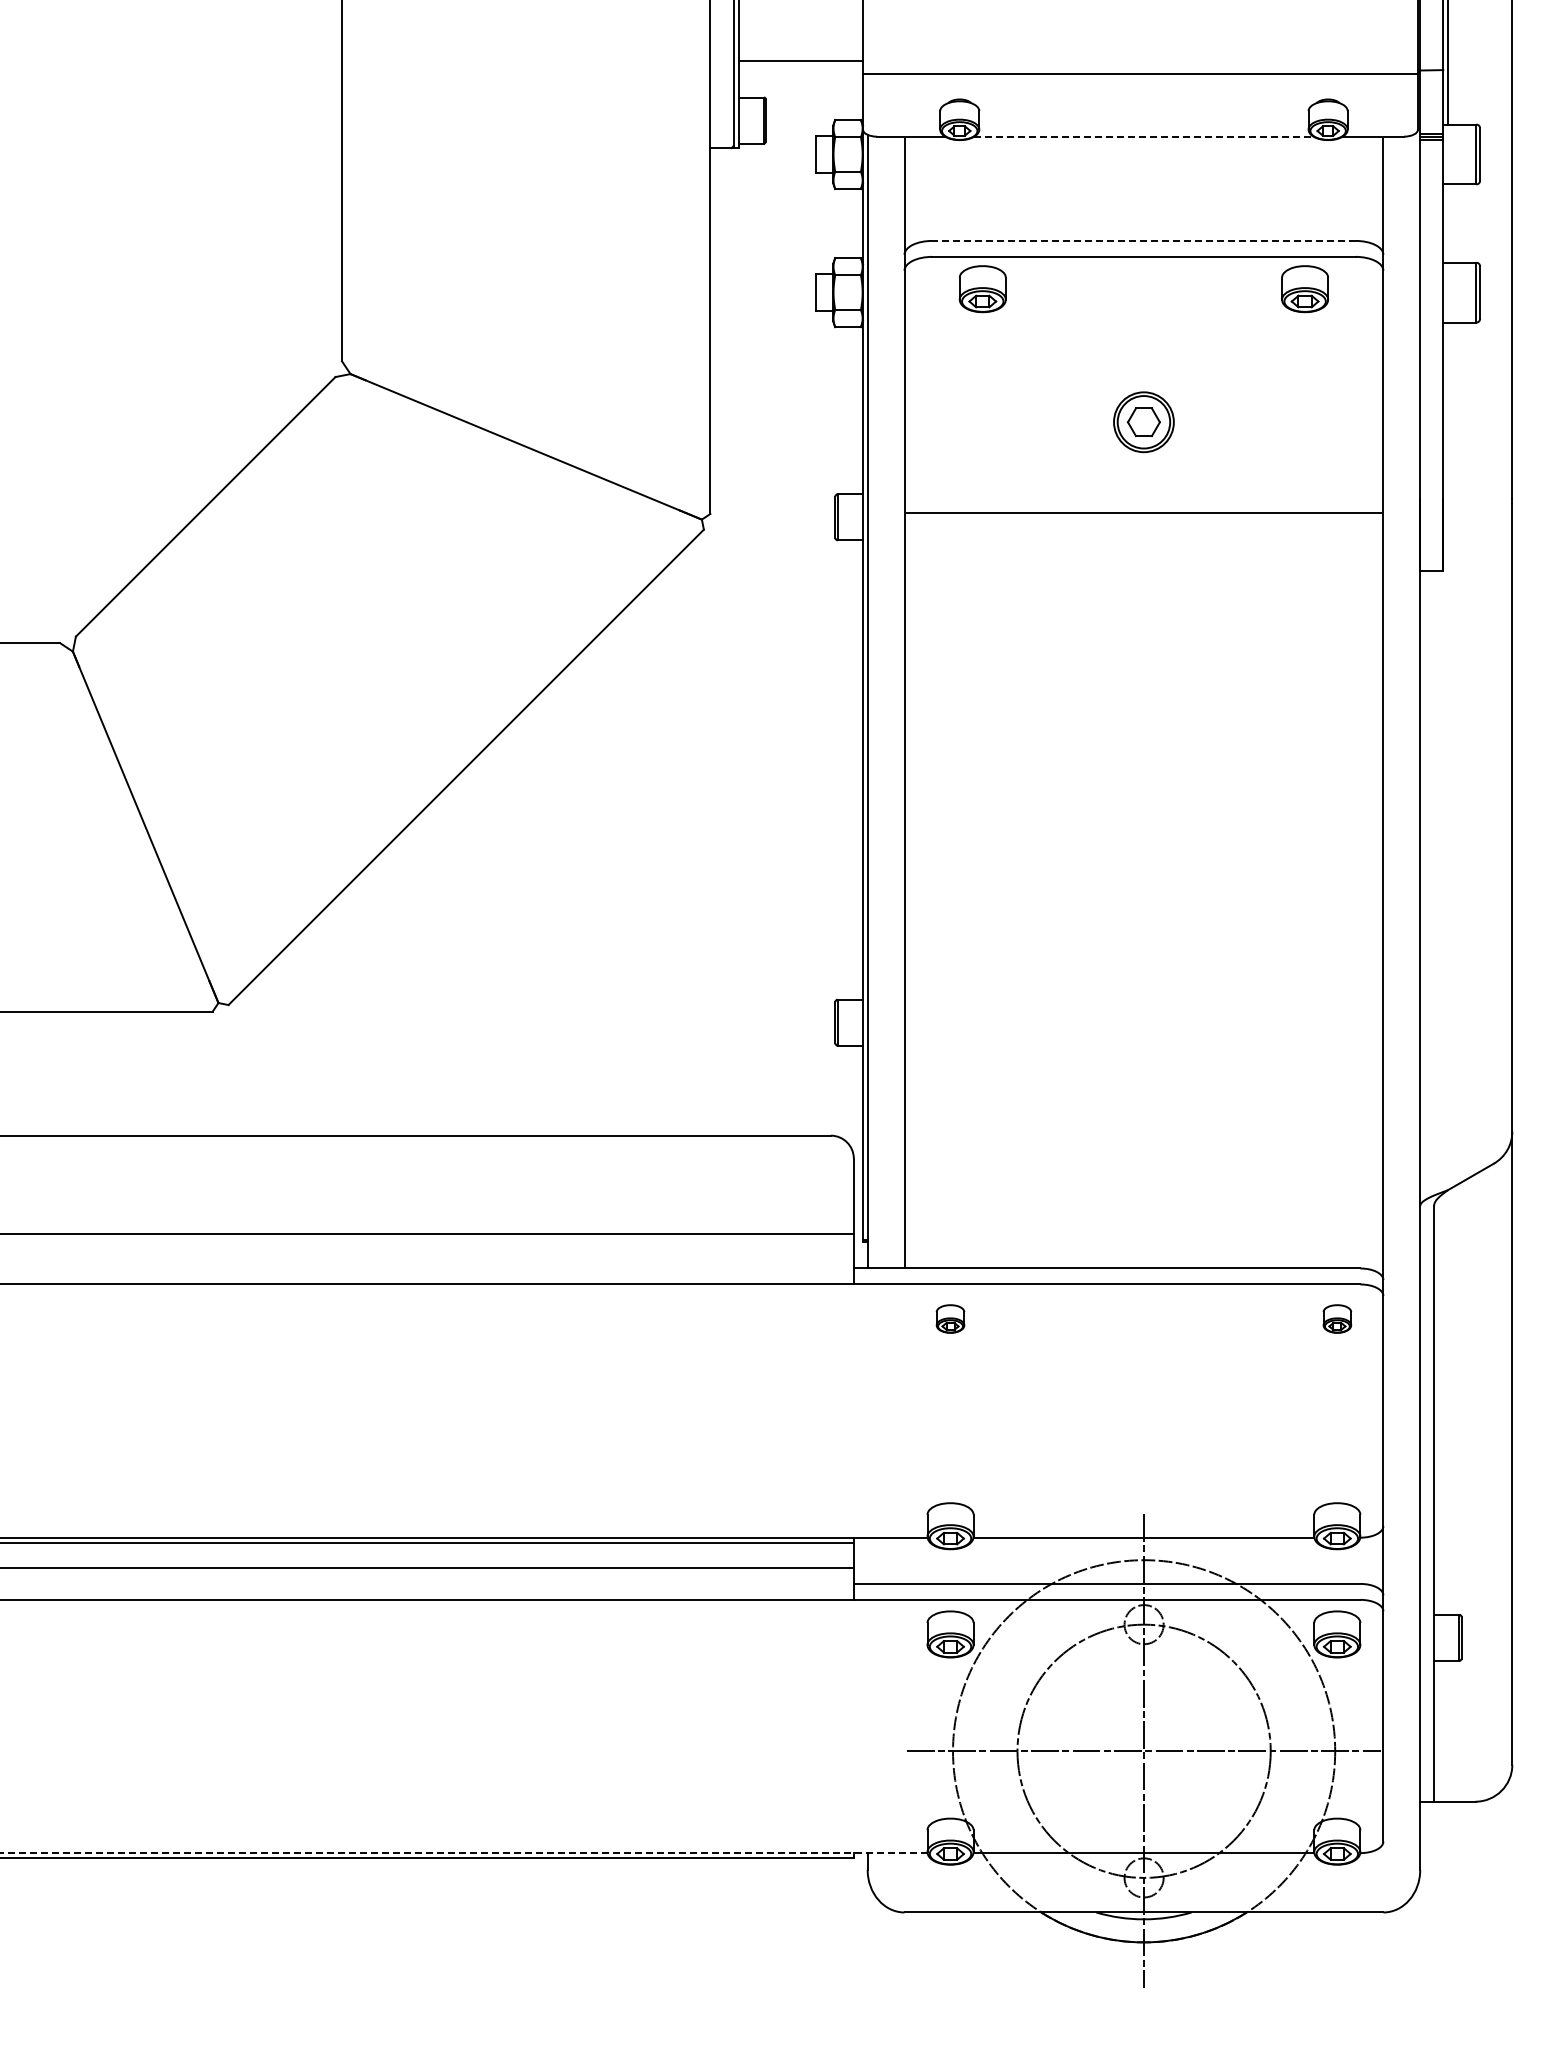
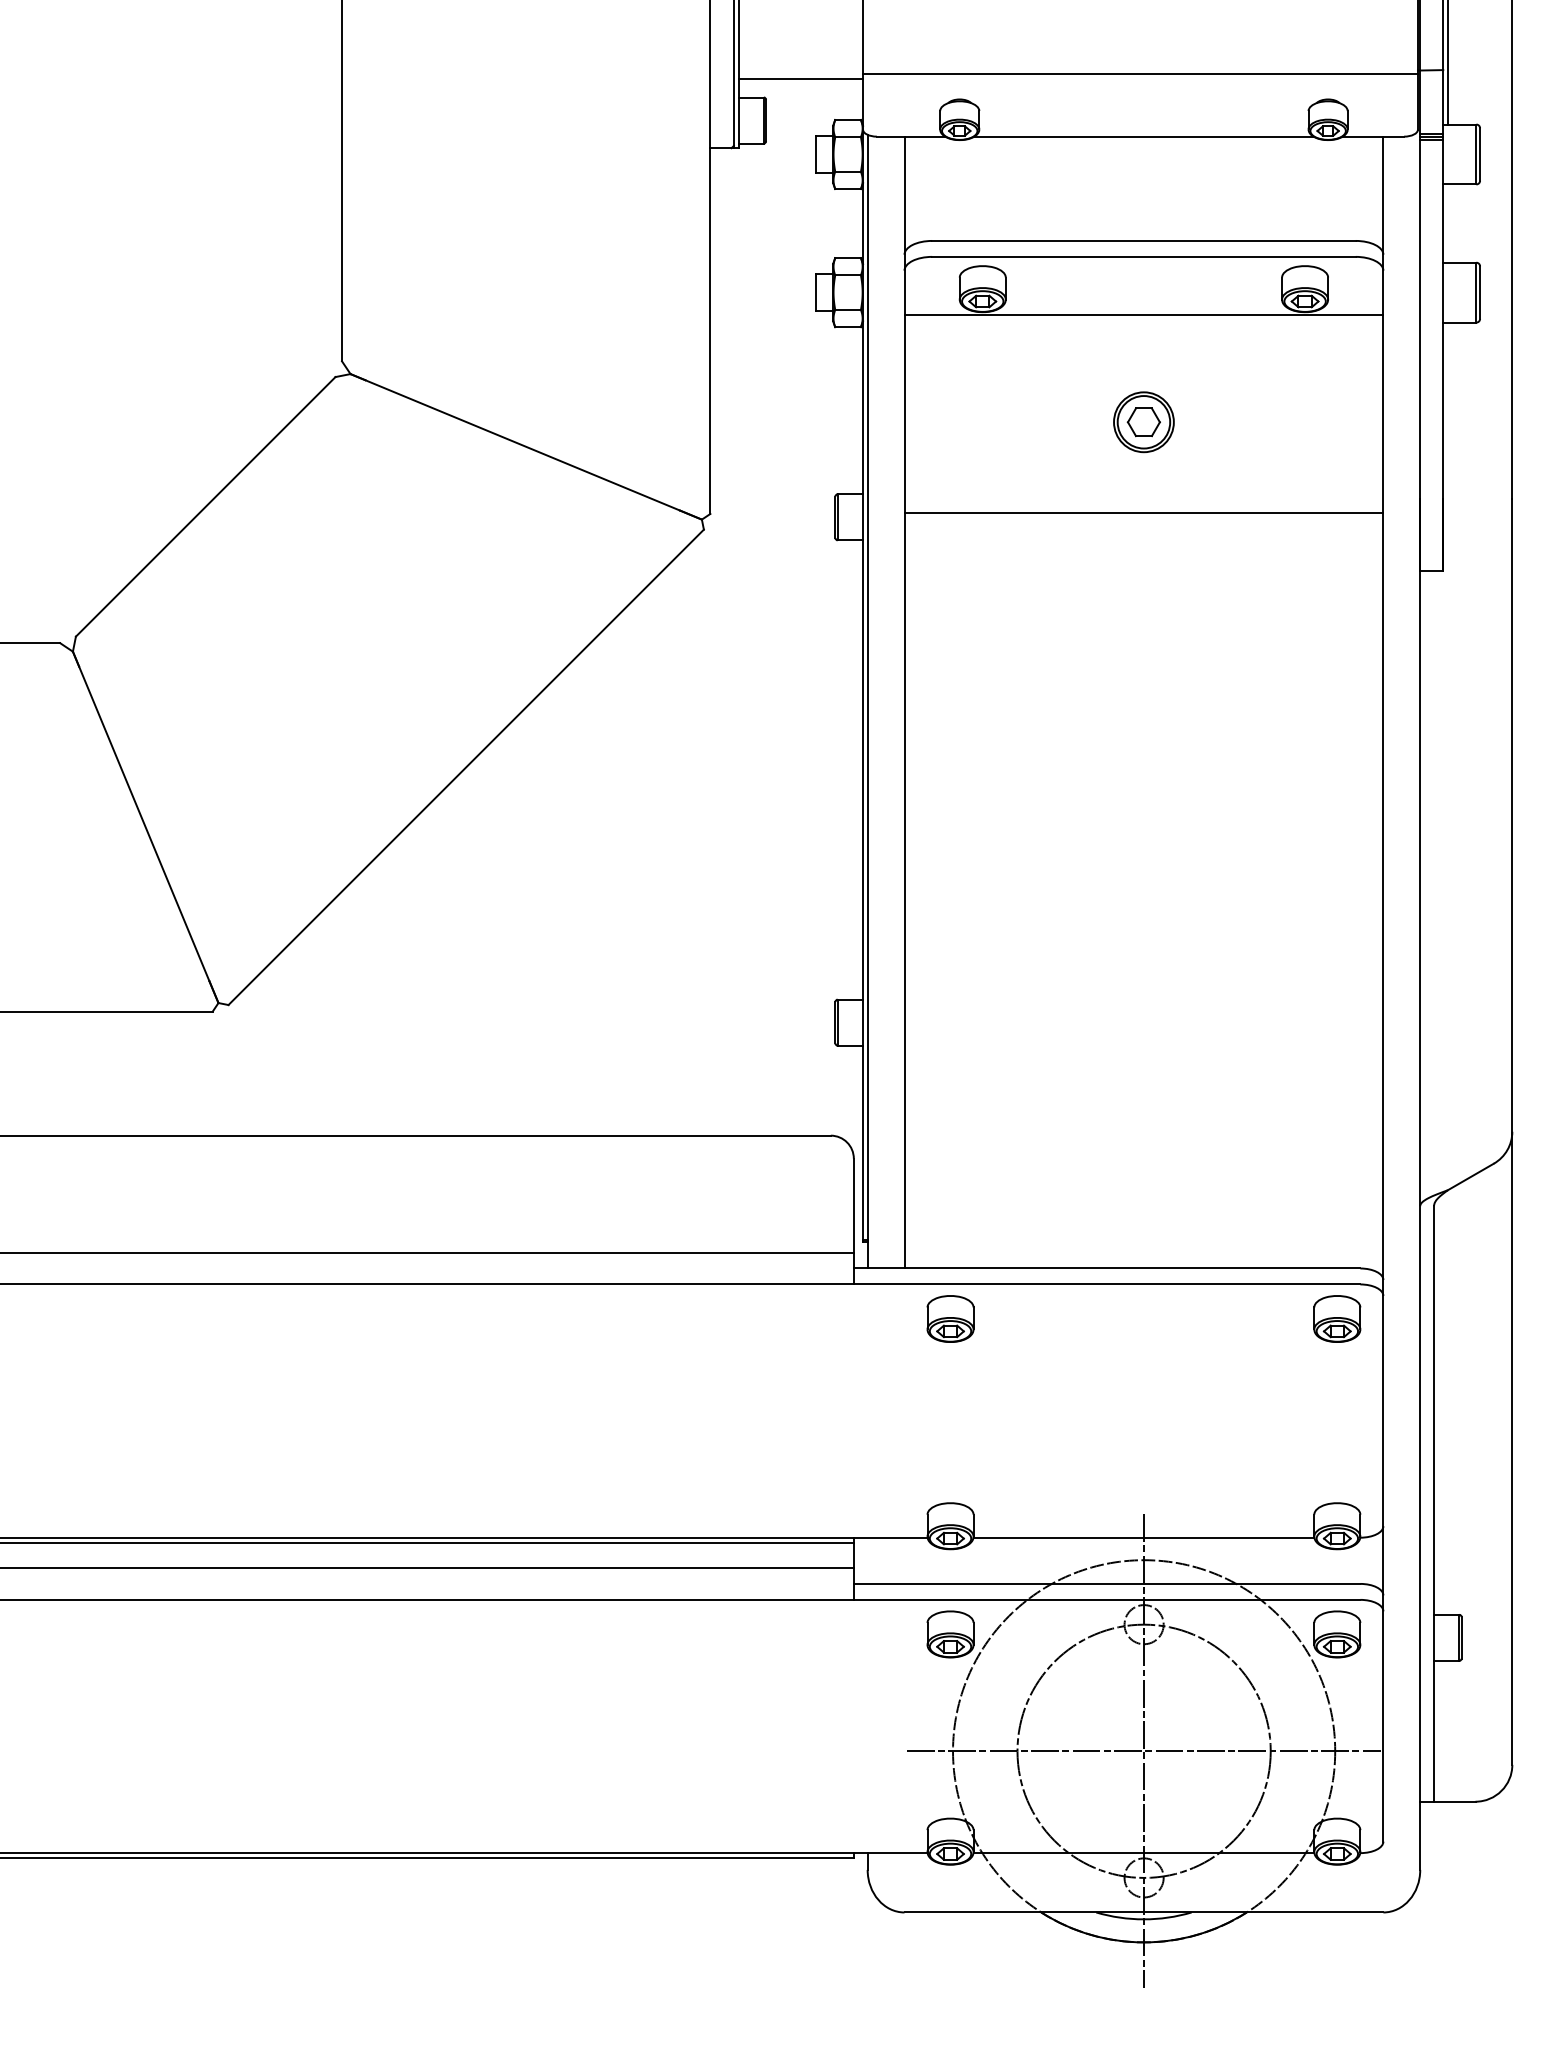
line position: (800, 61) -> (800, 79) (800, 79)
line: dashed -> solid (1143, 136)
line: dashed -> solid (1143, 240)
line: none -> present (1143, 315)
line position: (427, 1233) -> (427, 1252) (427, 1252)
part size: 31x30 px -> 49x48 px (950, 1318)
part size: 31x30 px -> 49x48 px (1337, 1318)
line: dashed -> solid (463, 1853)
